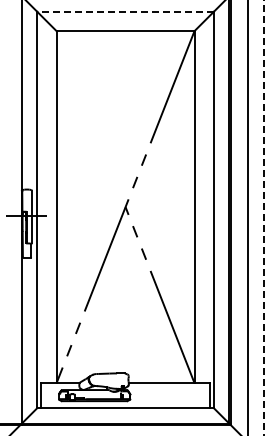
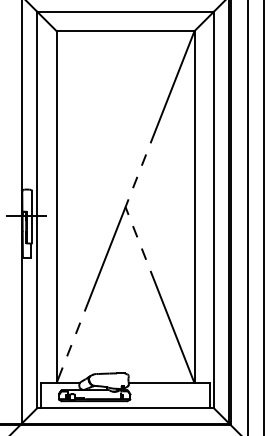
line: dashed -> solid (125, 11)
line: dashed -> solid (264, 217)
